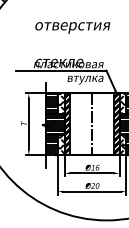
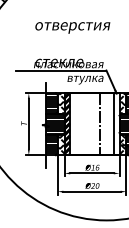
line position: (92, 124) -> (100, 124) (100, 124)
hatch: present -> none (116, 124)
